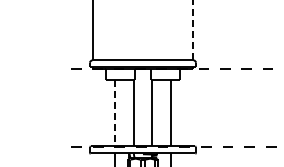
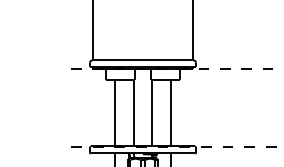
line: dashed -> solid (192, 30)
line: dashed -> solid (115, 113)
